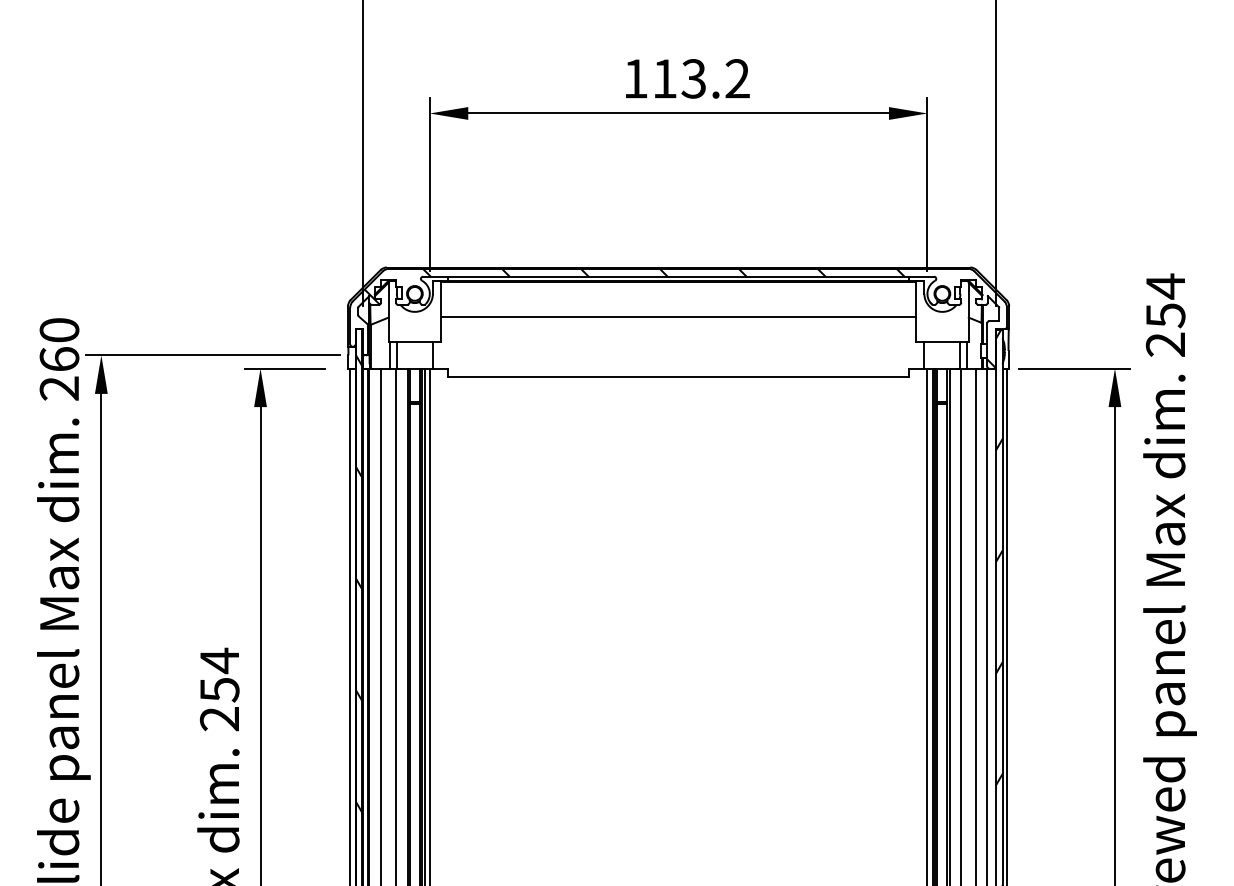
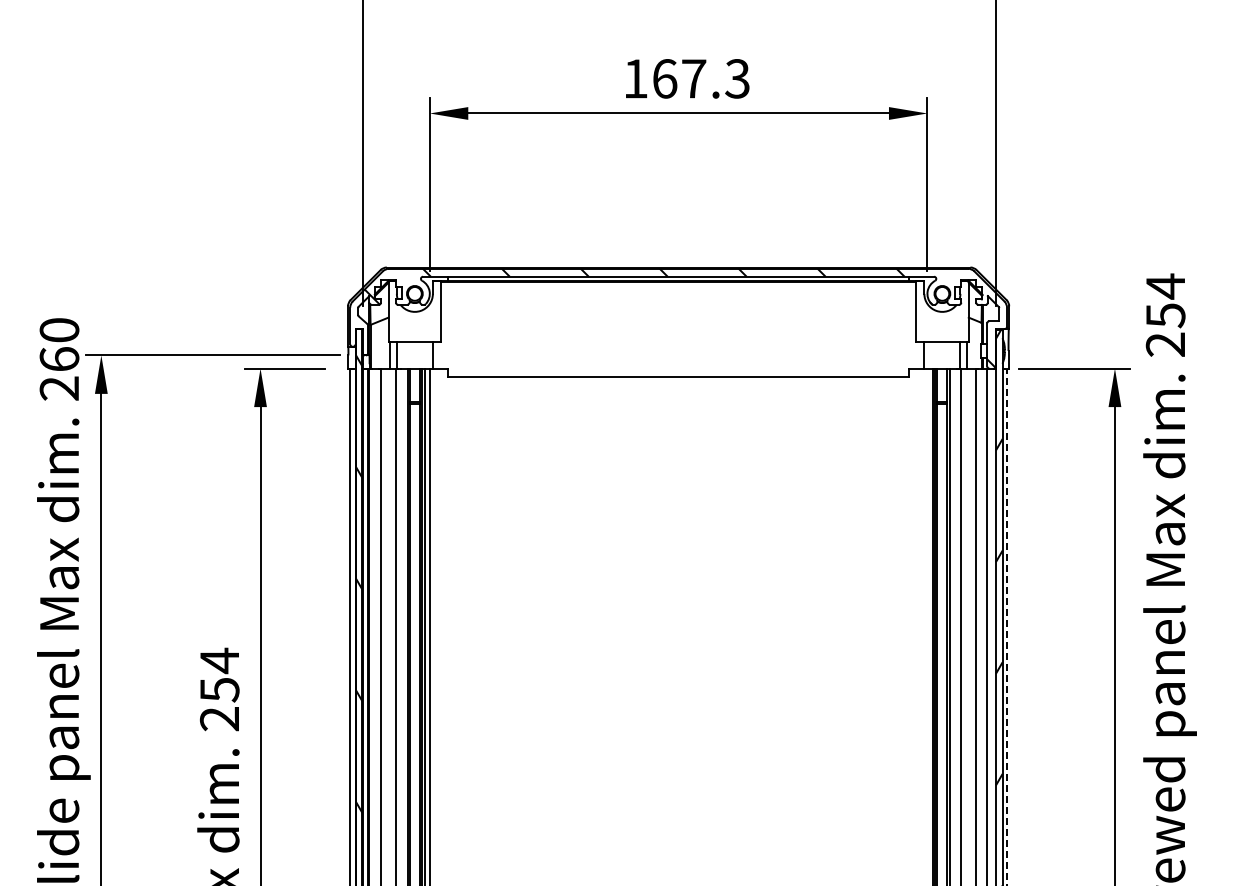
text: 113.2 -> 167.3 (701, 78)
line: present -> none (678, 316)
line: present -> none (927, 625)
line: solid -> dashed (1007, 626)
